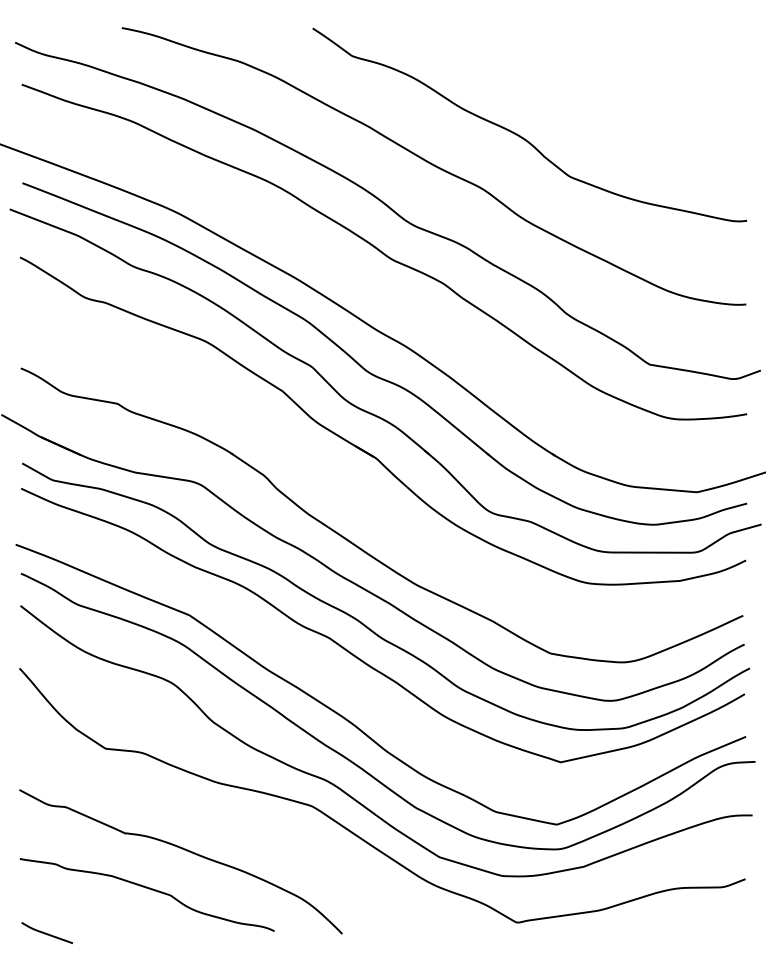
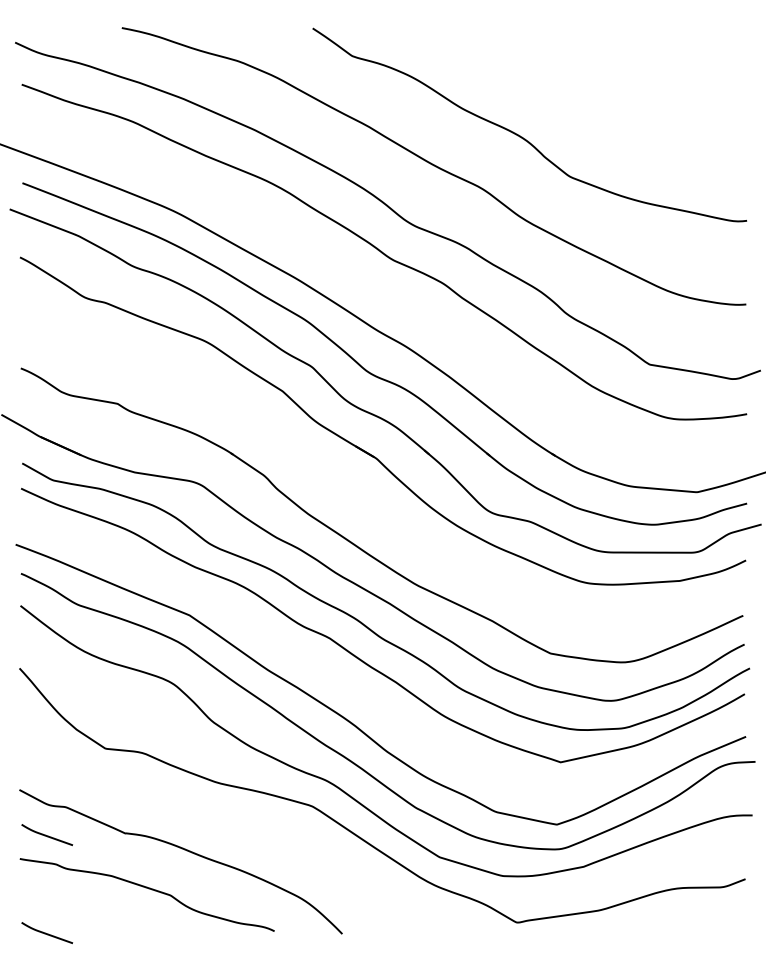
curve: none -> present (47, 835)
